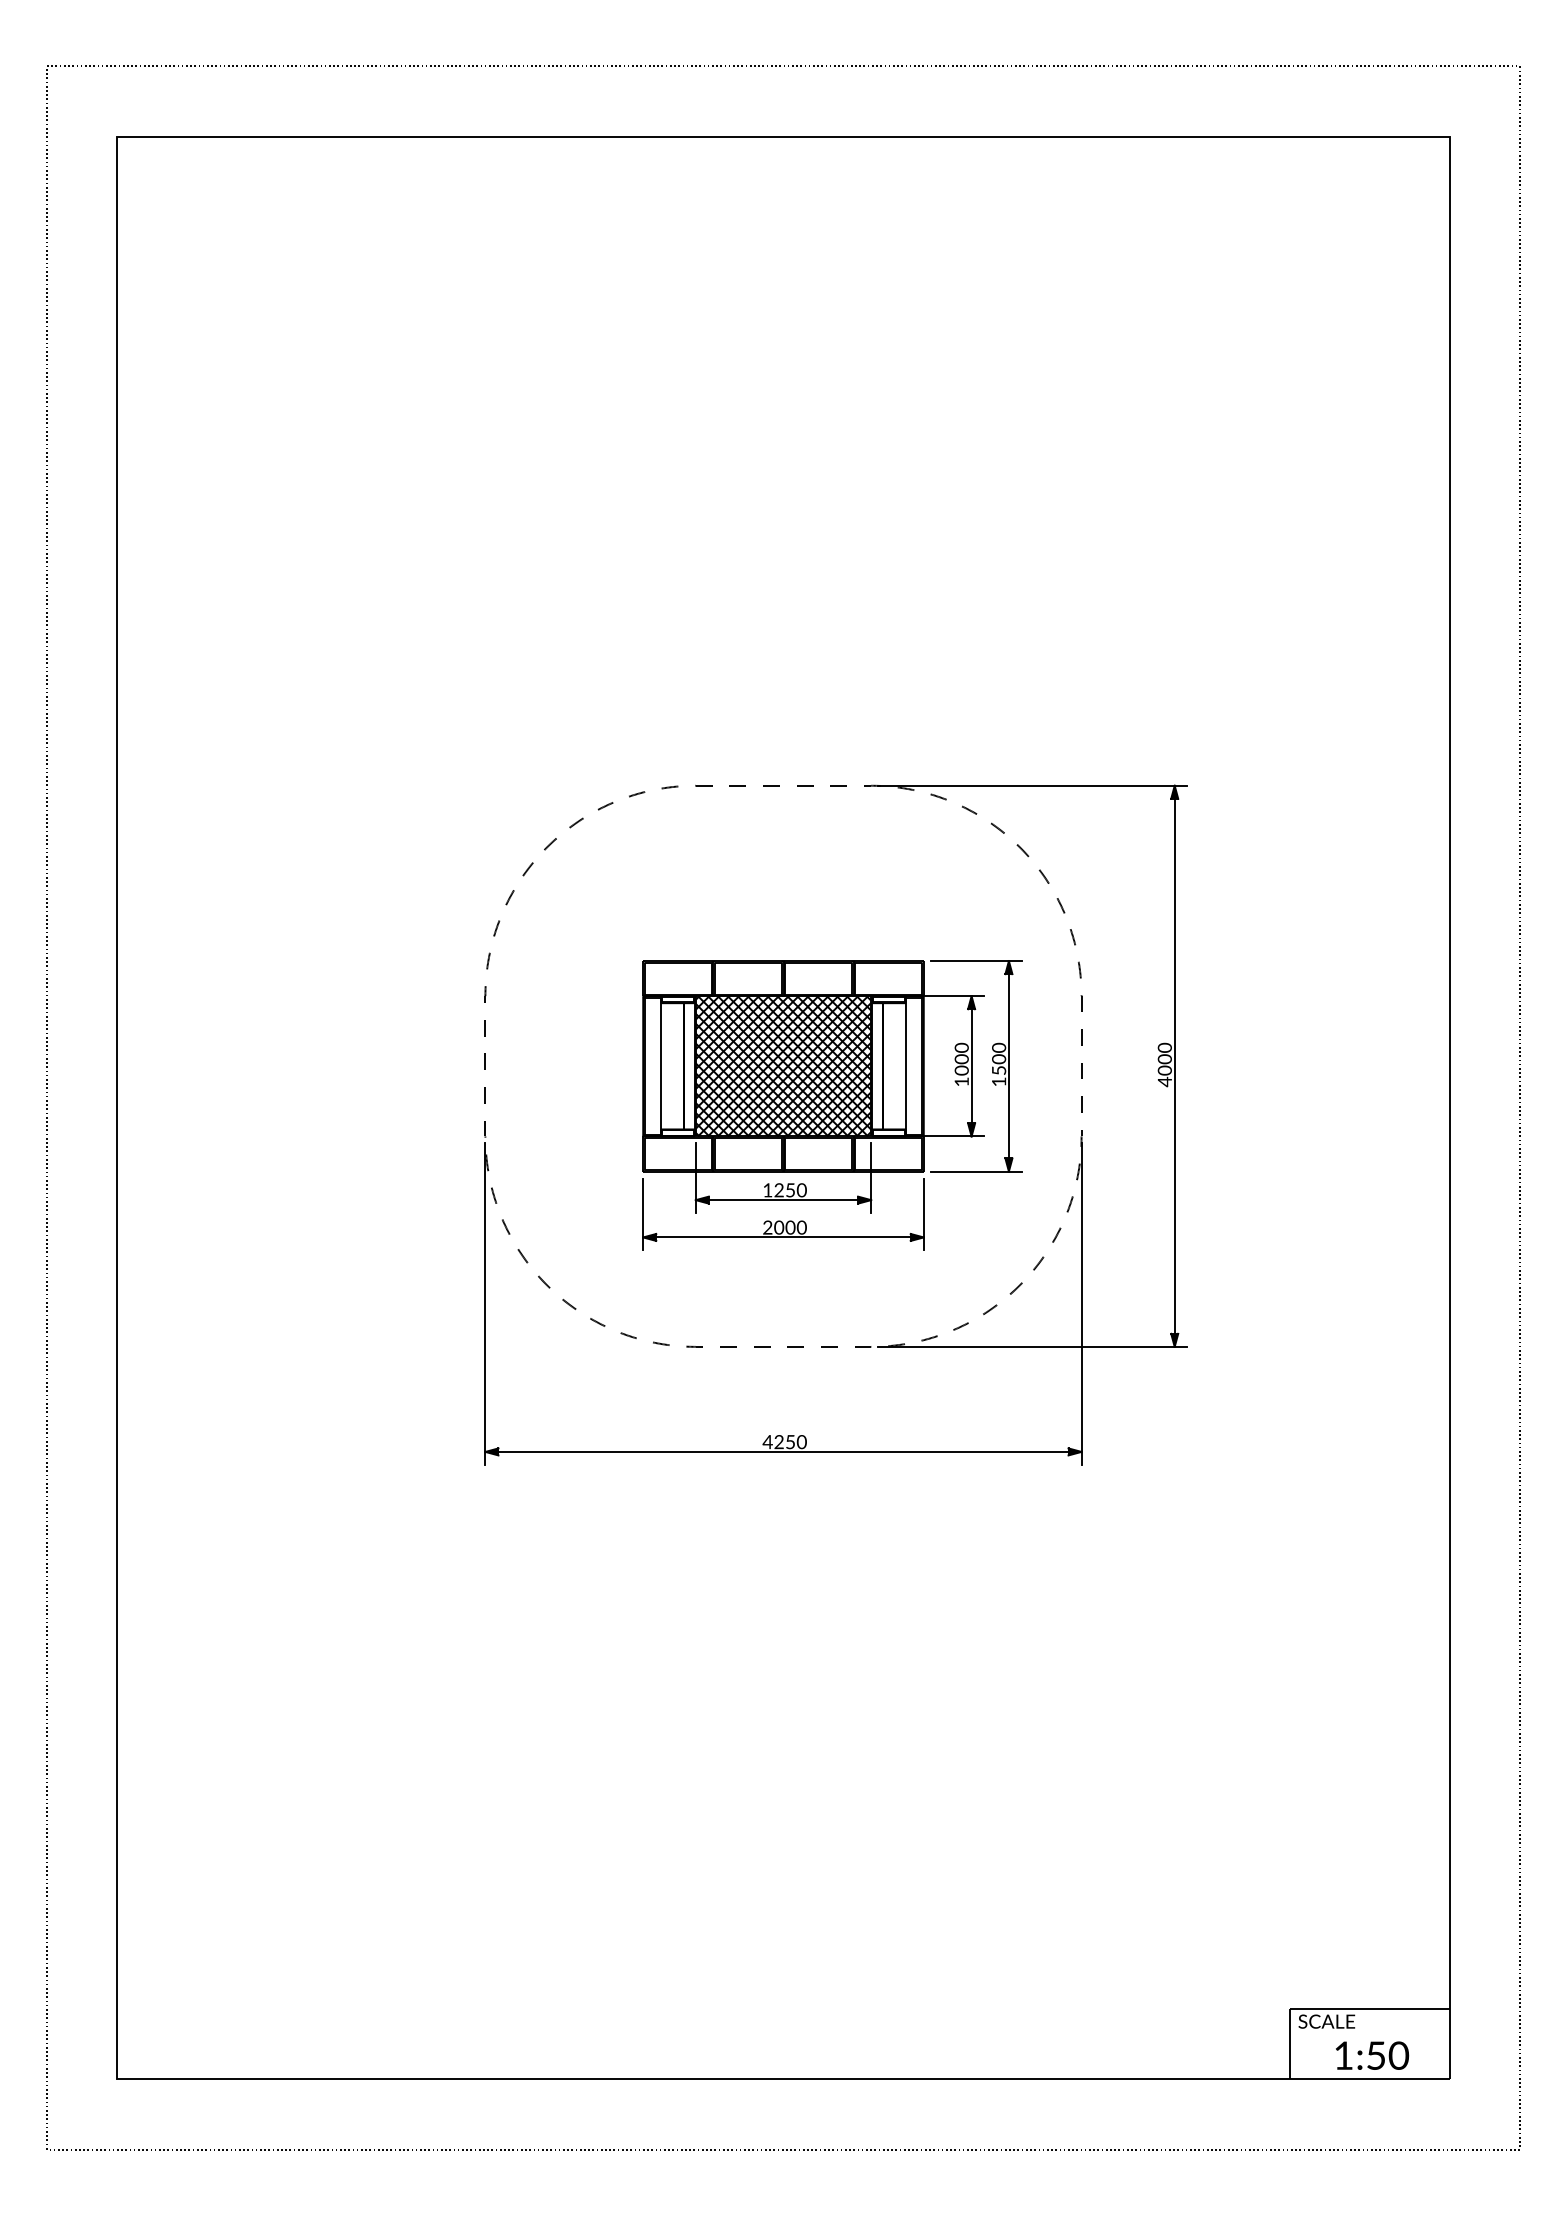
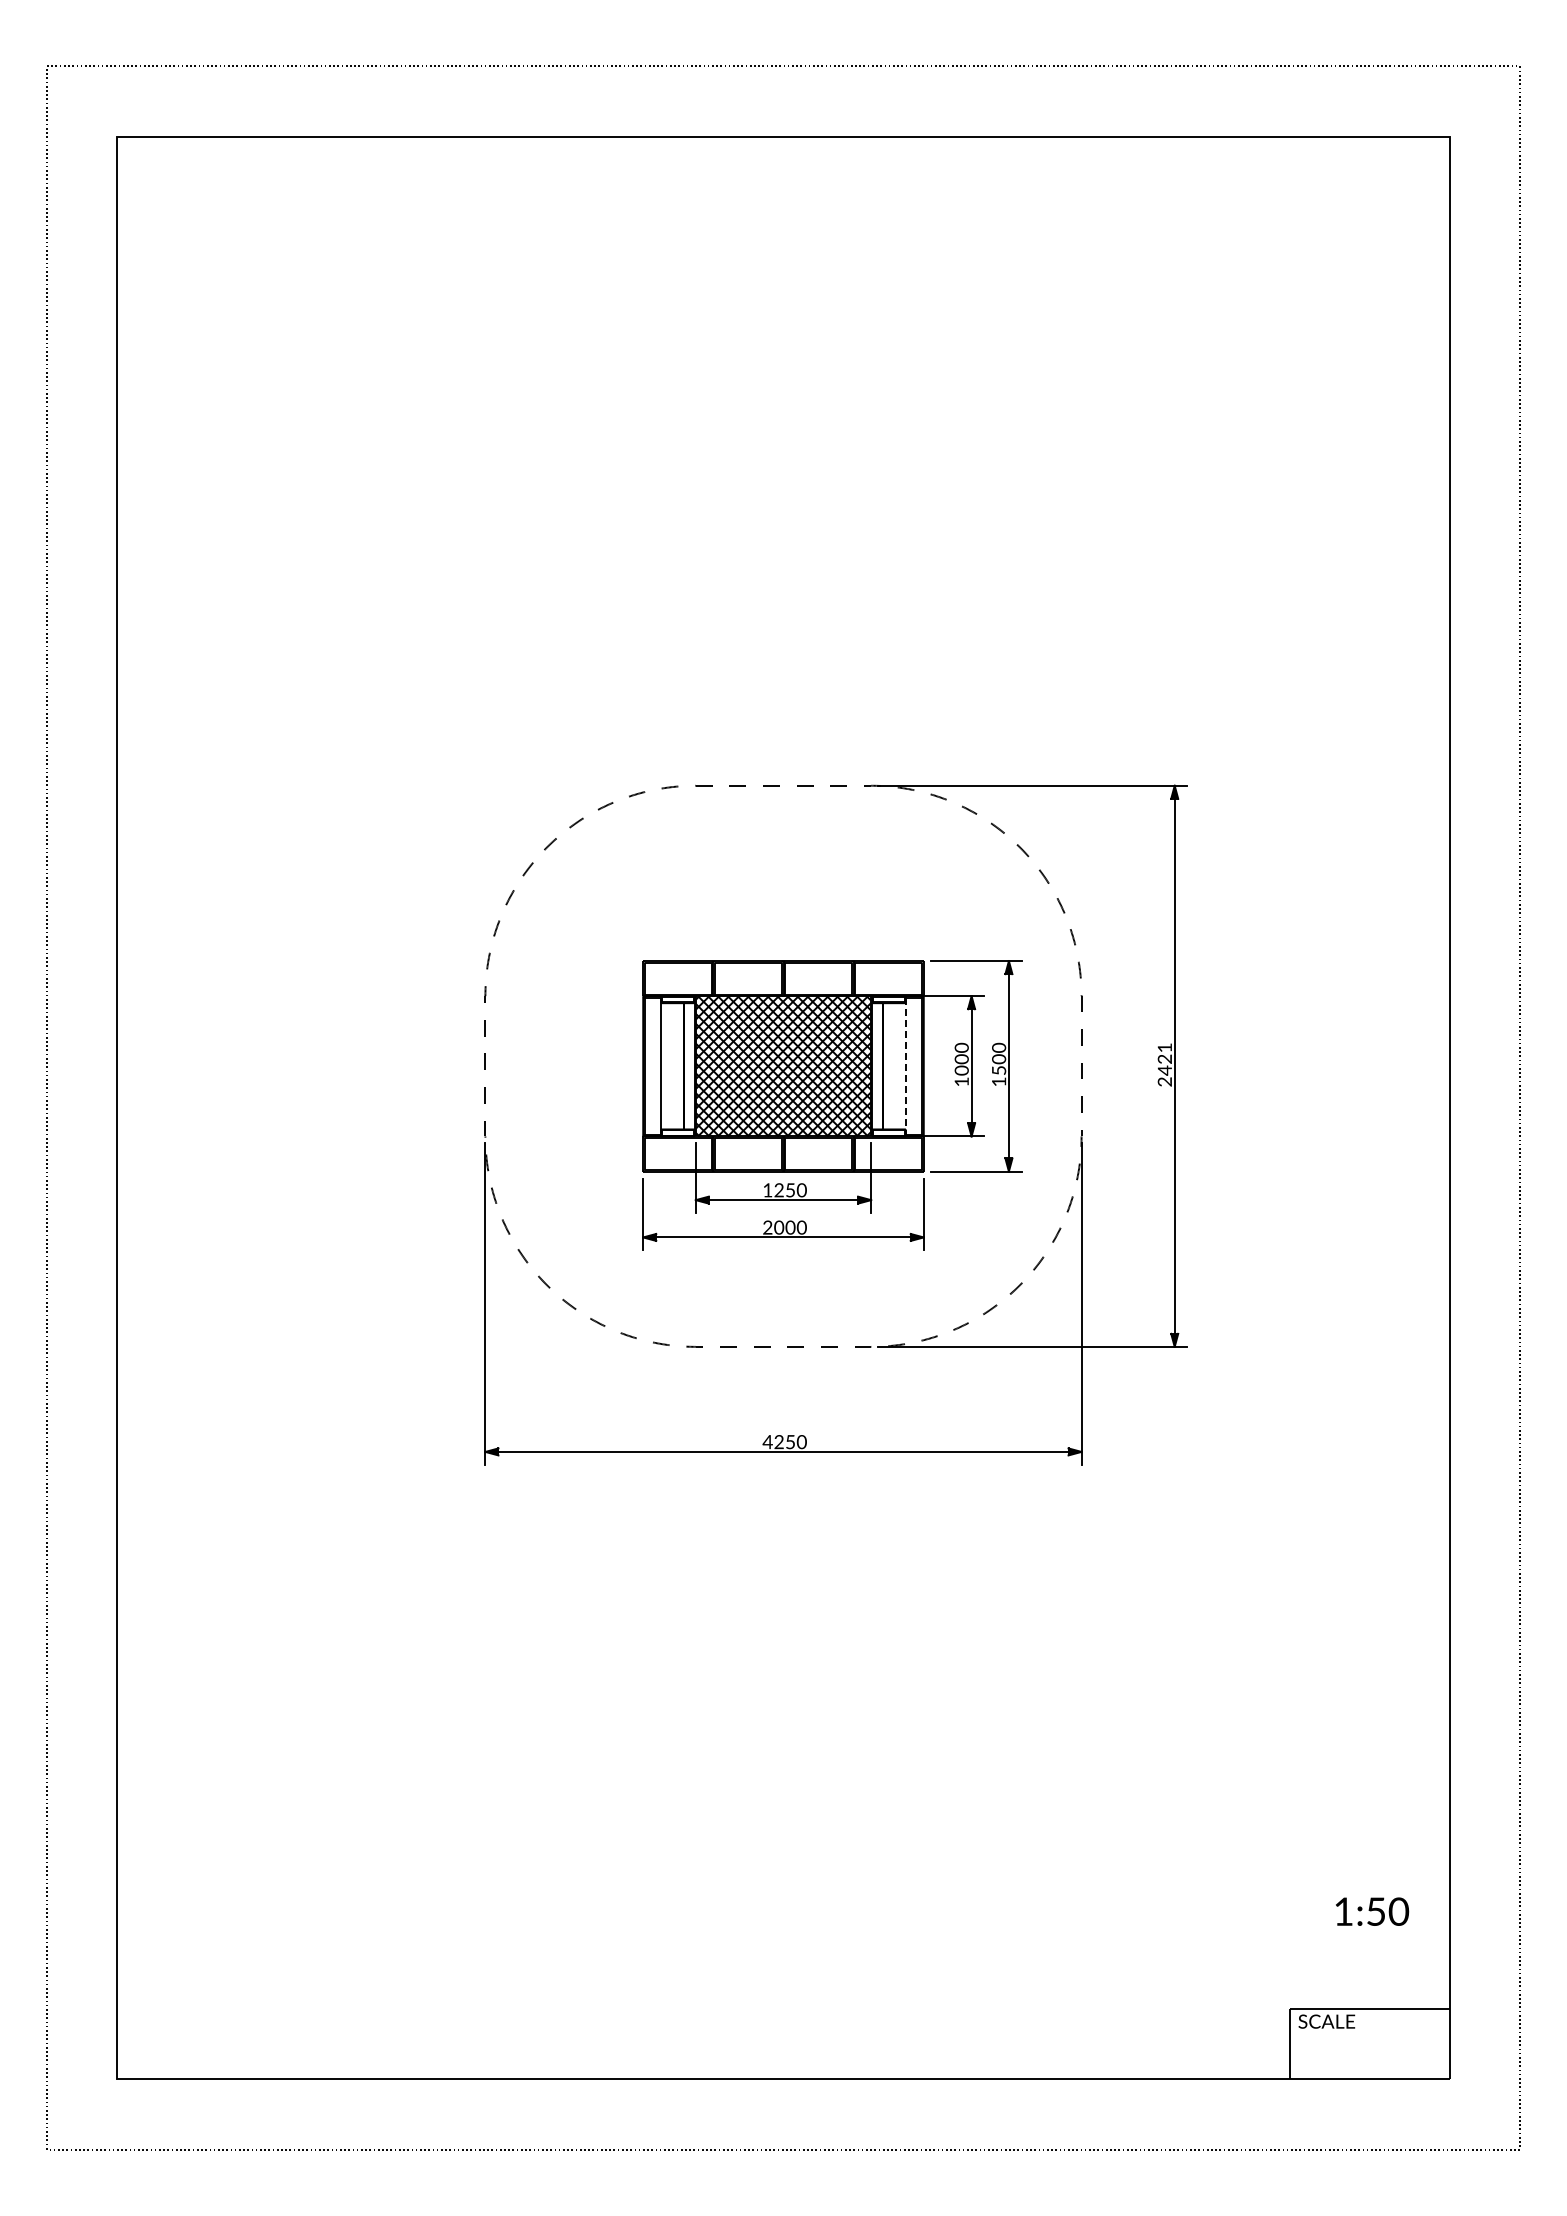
text: 4000 -> 2421 (1164, 1064)
line: solid -> dashed (906, 1066)
text position: (1372, 2055) -> (1372, 1911) (1372, 1911)
